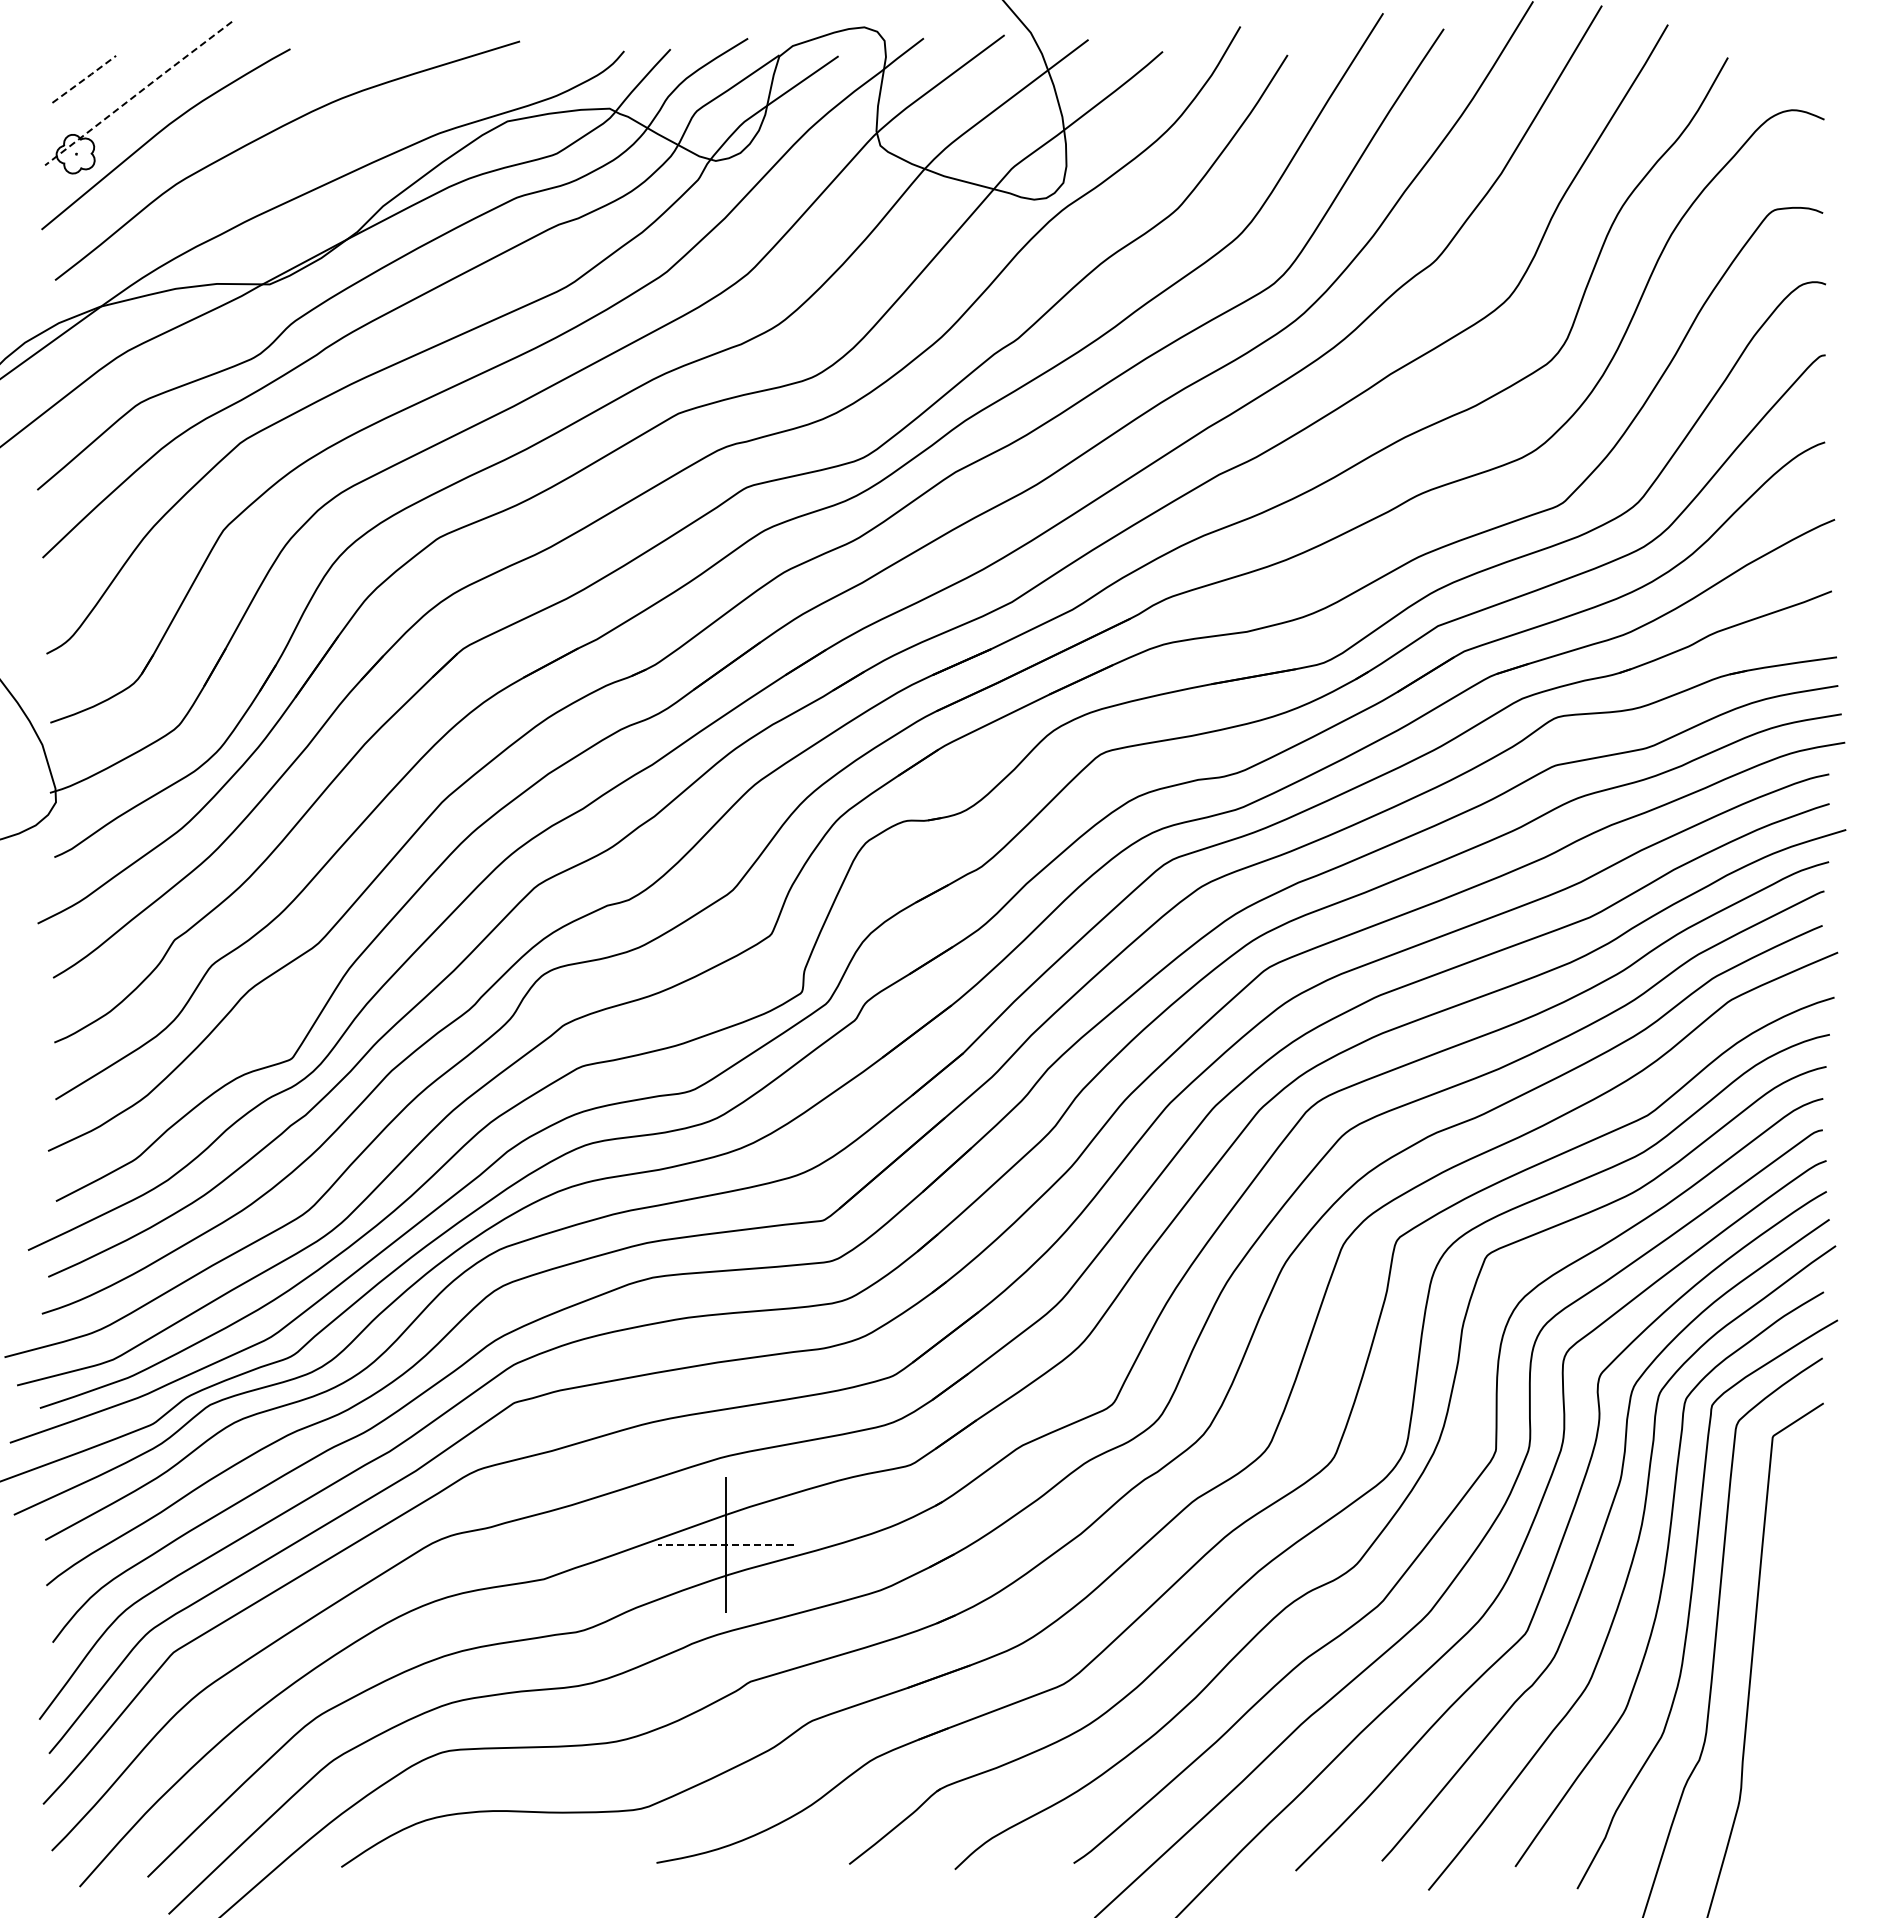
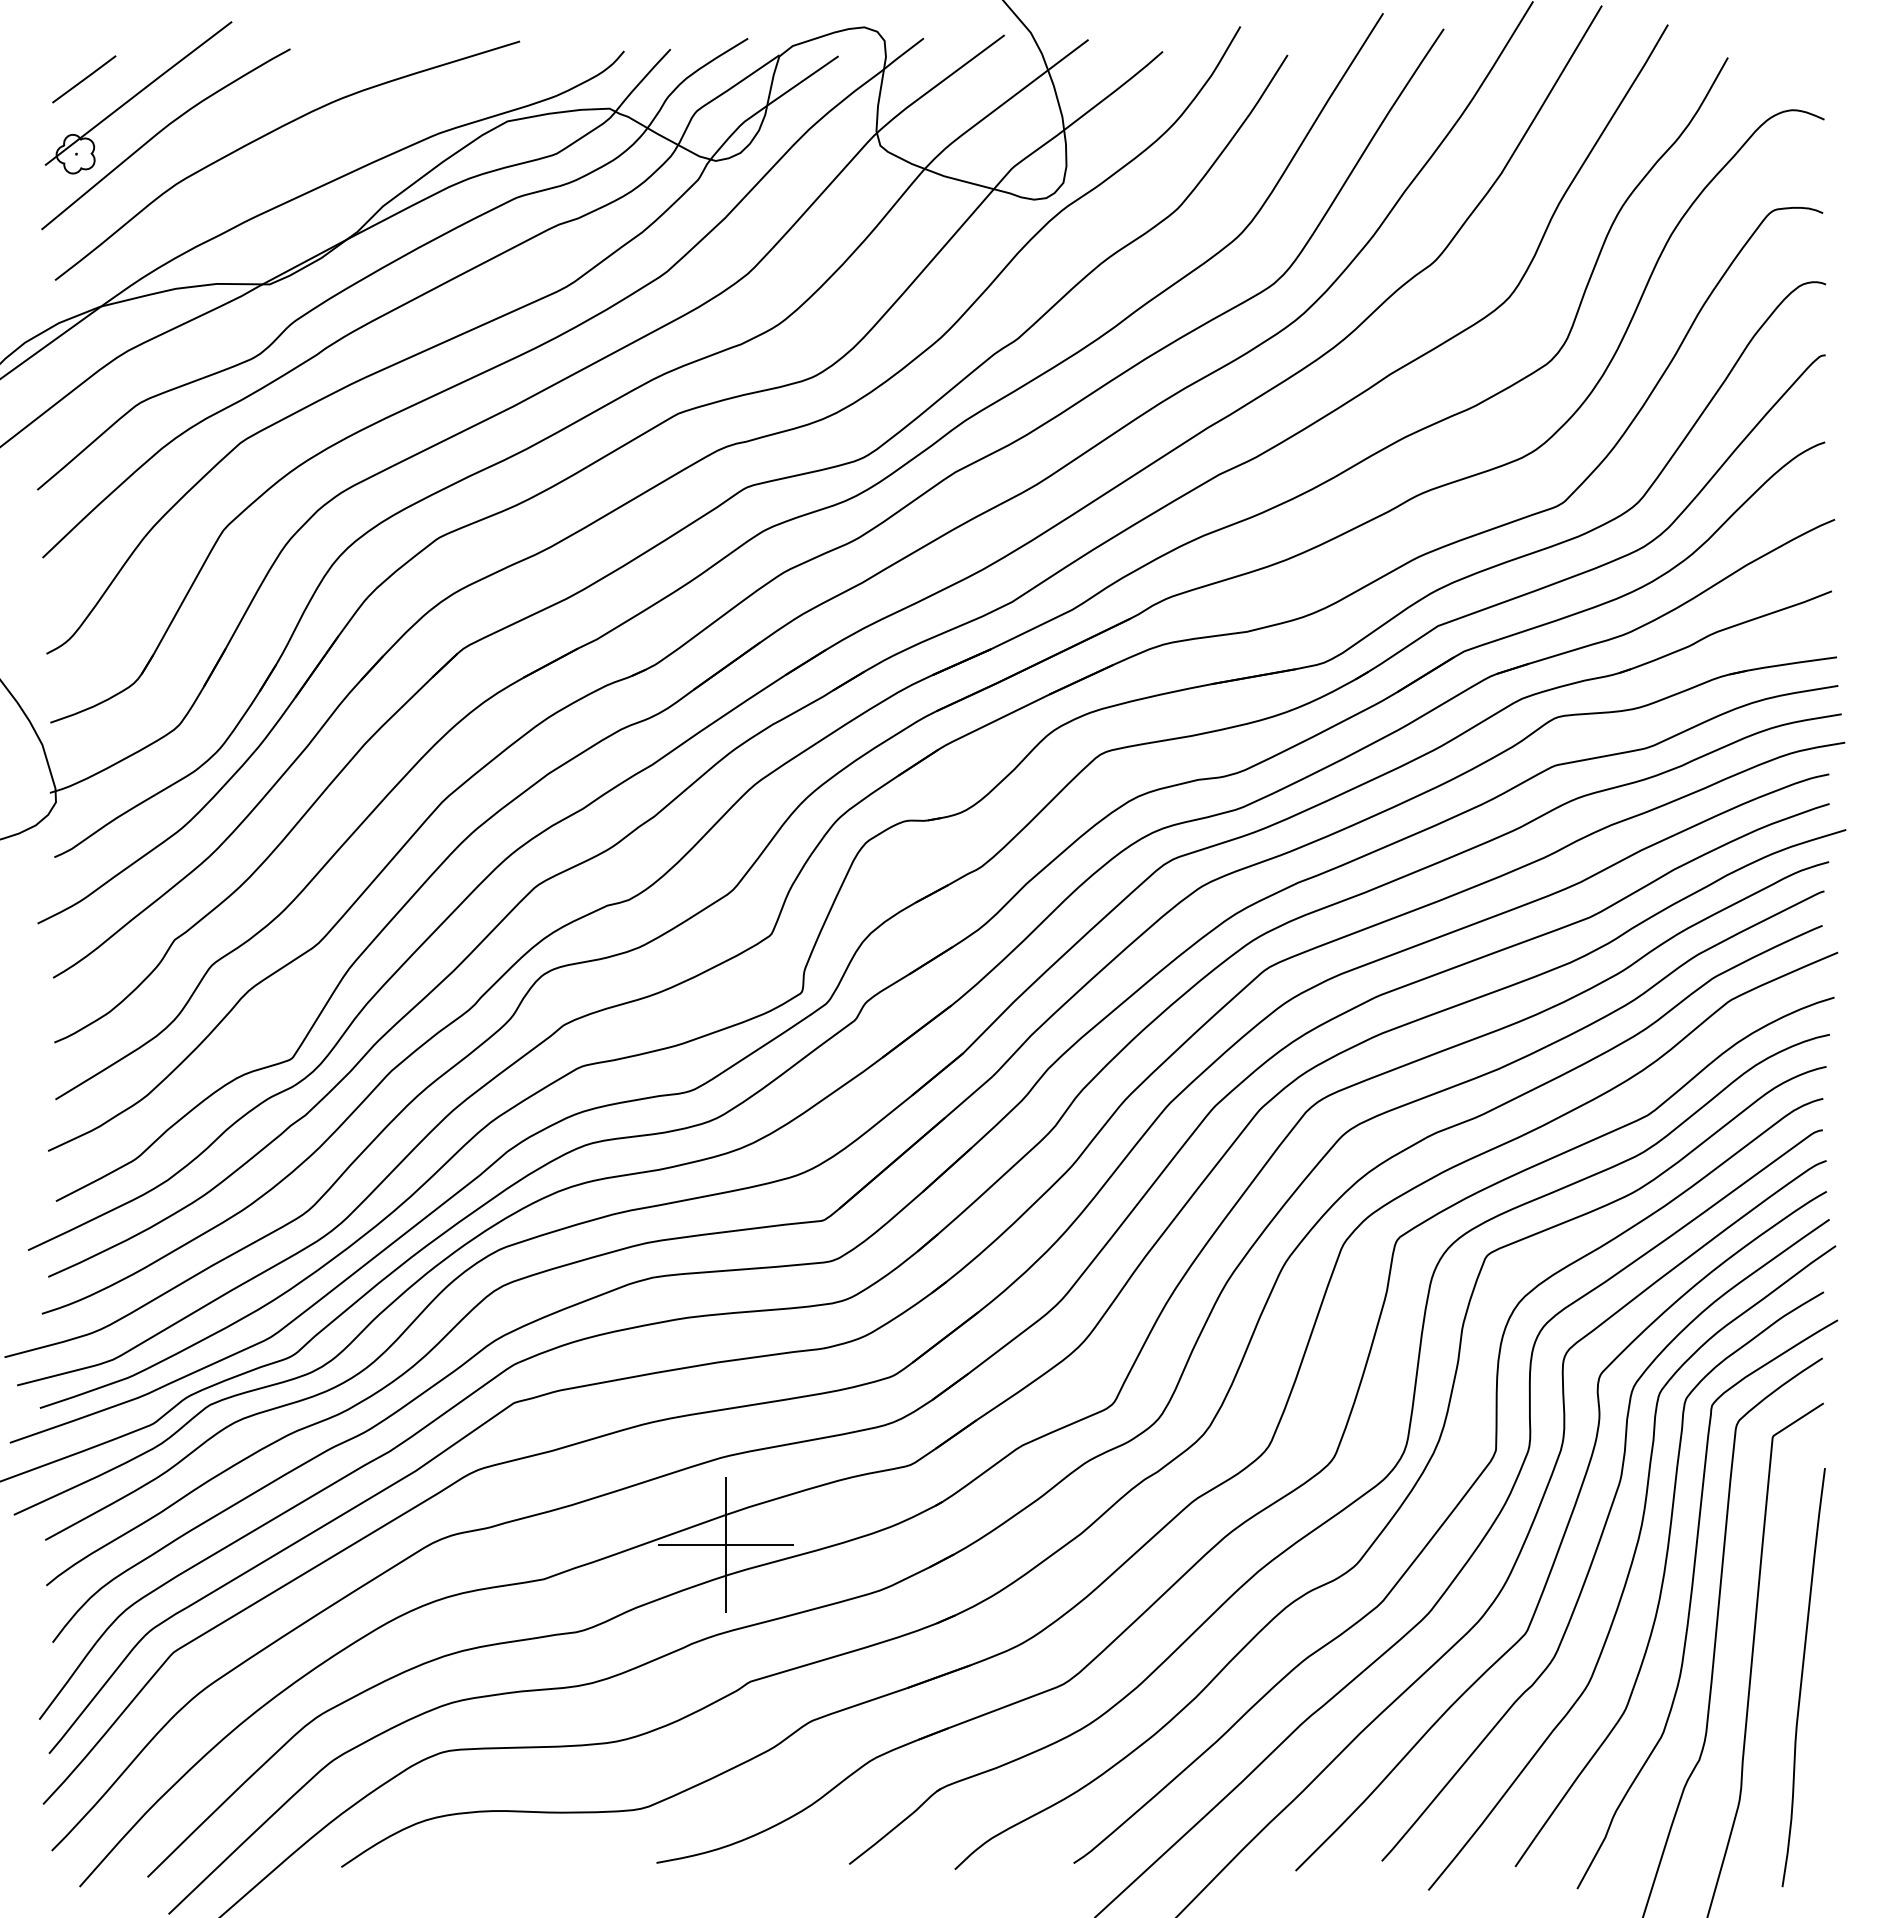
line: dashed -> solid (84, 79)
line: dashed -> solid (138, 92)
line: dashed -> solid (726, 1545)
curve: none -> present (1802, 1677)
